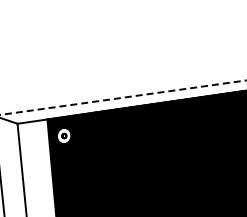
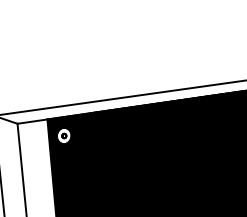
line: dashed -> solid (123, 97)
